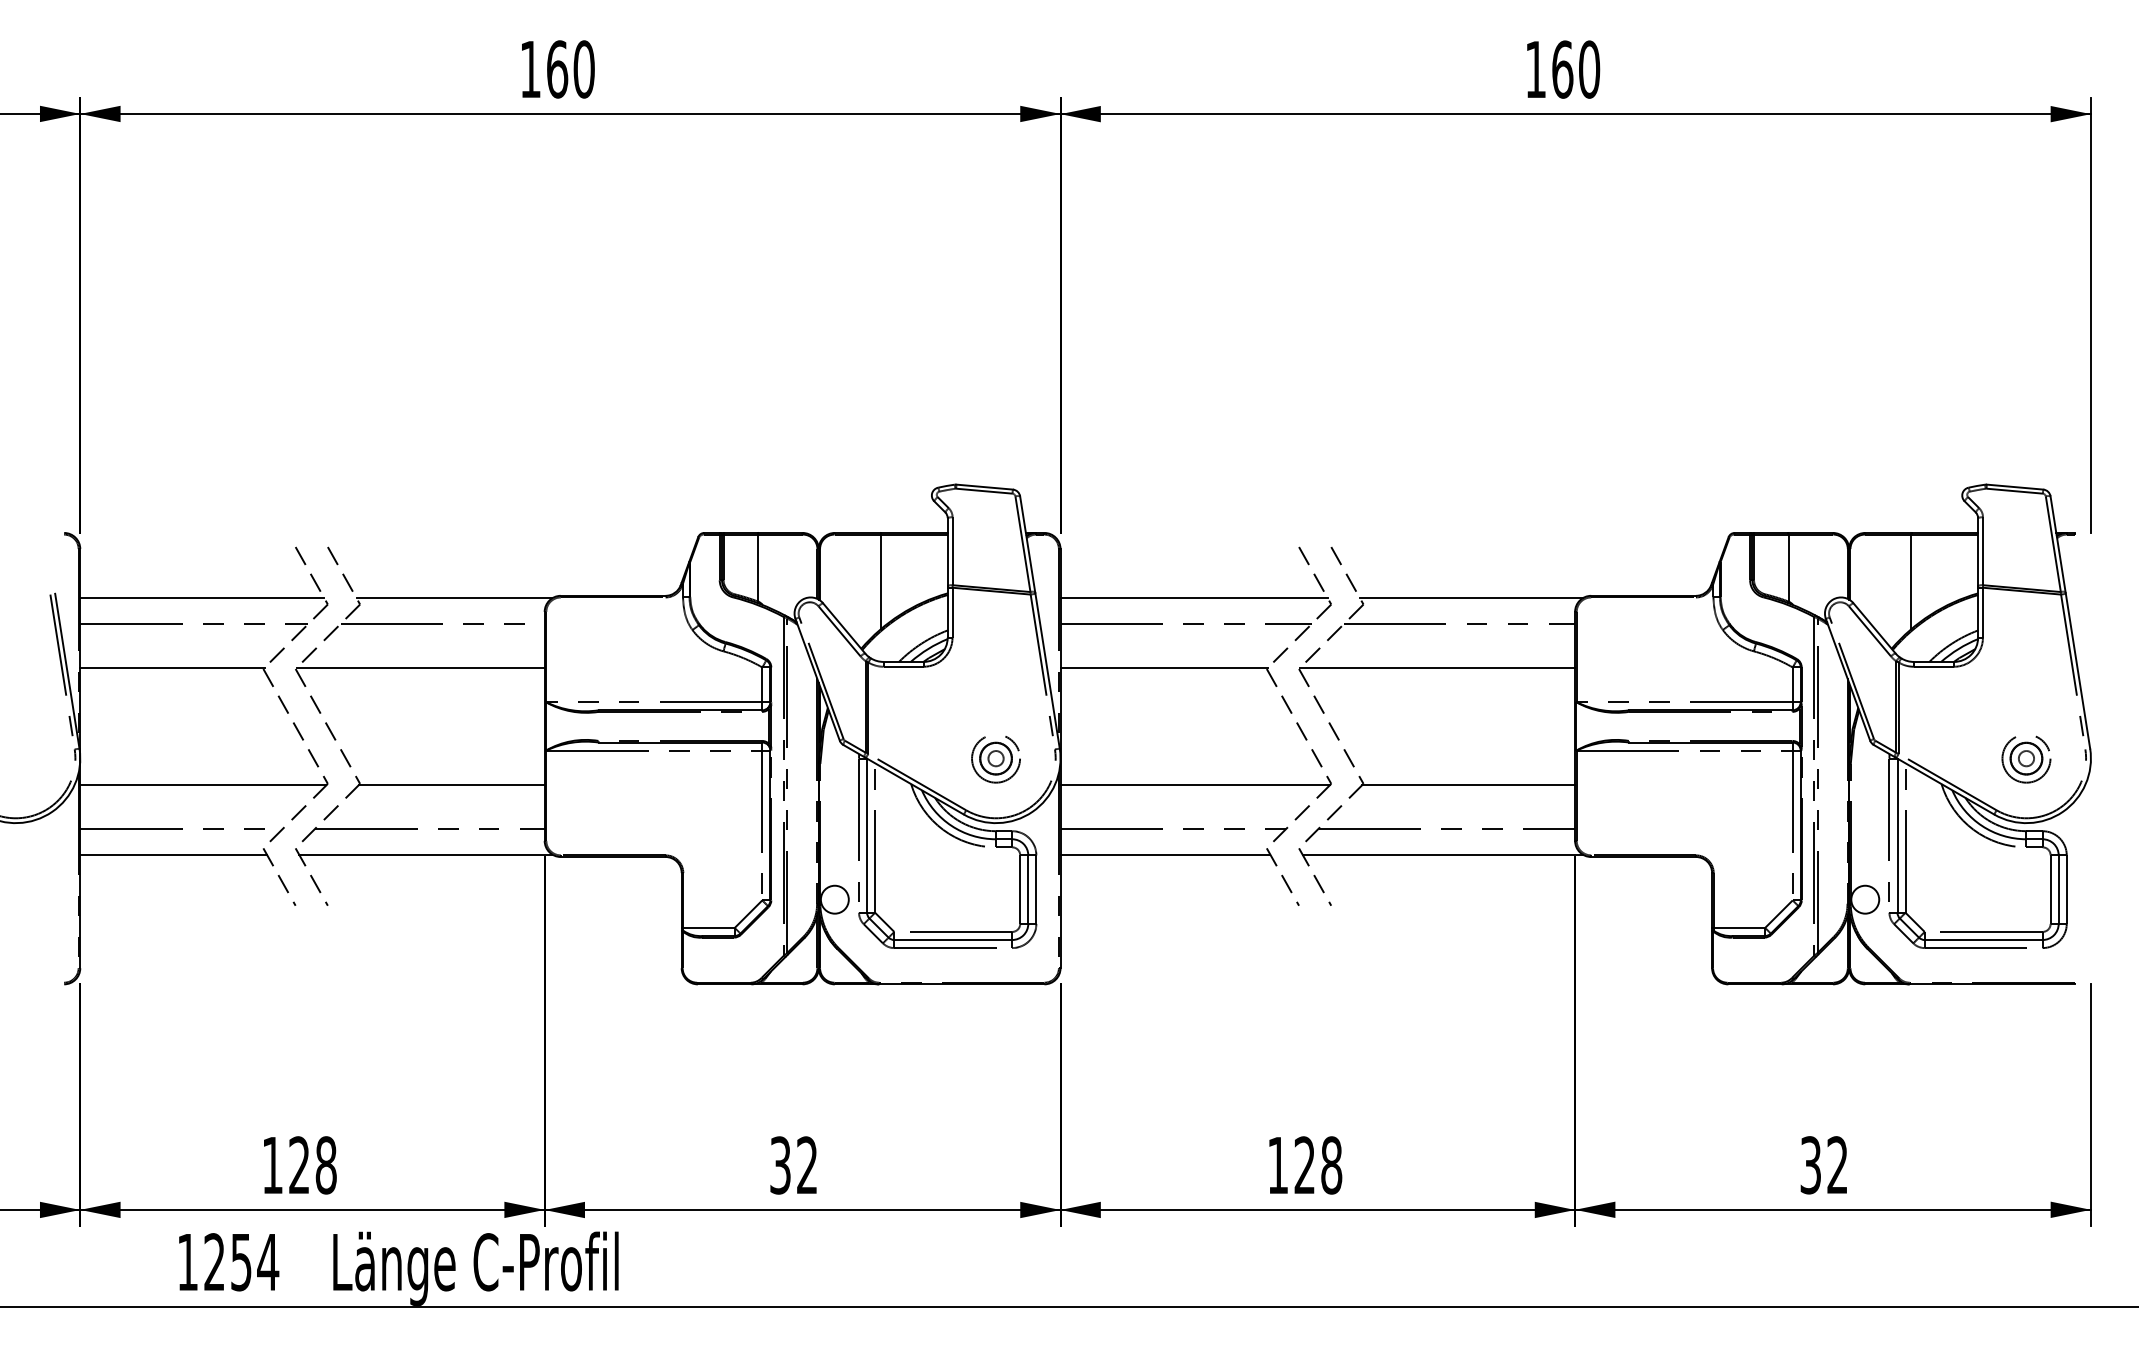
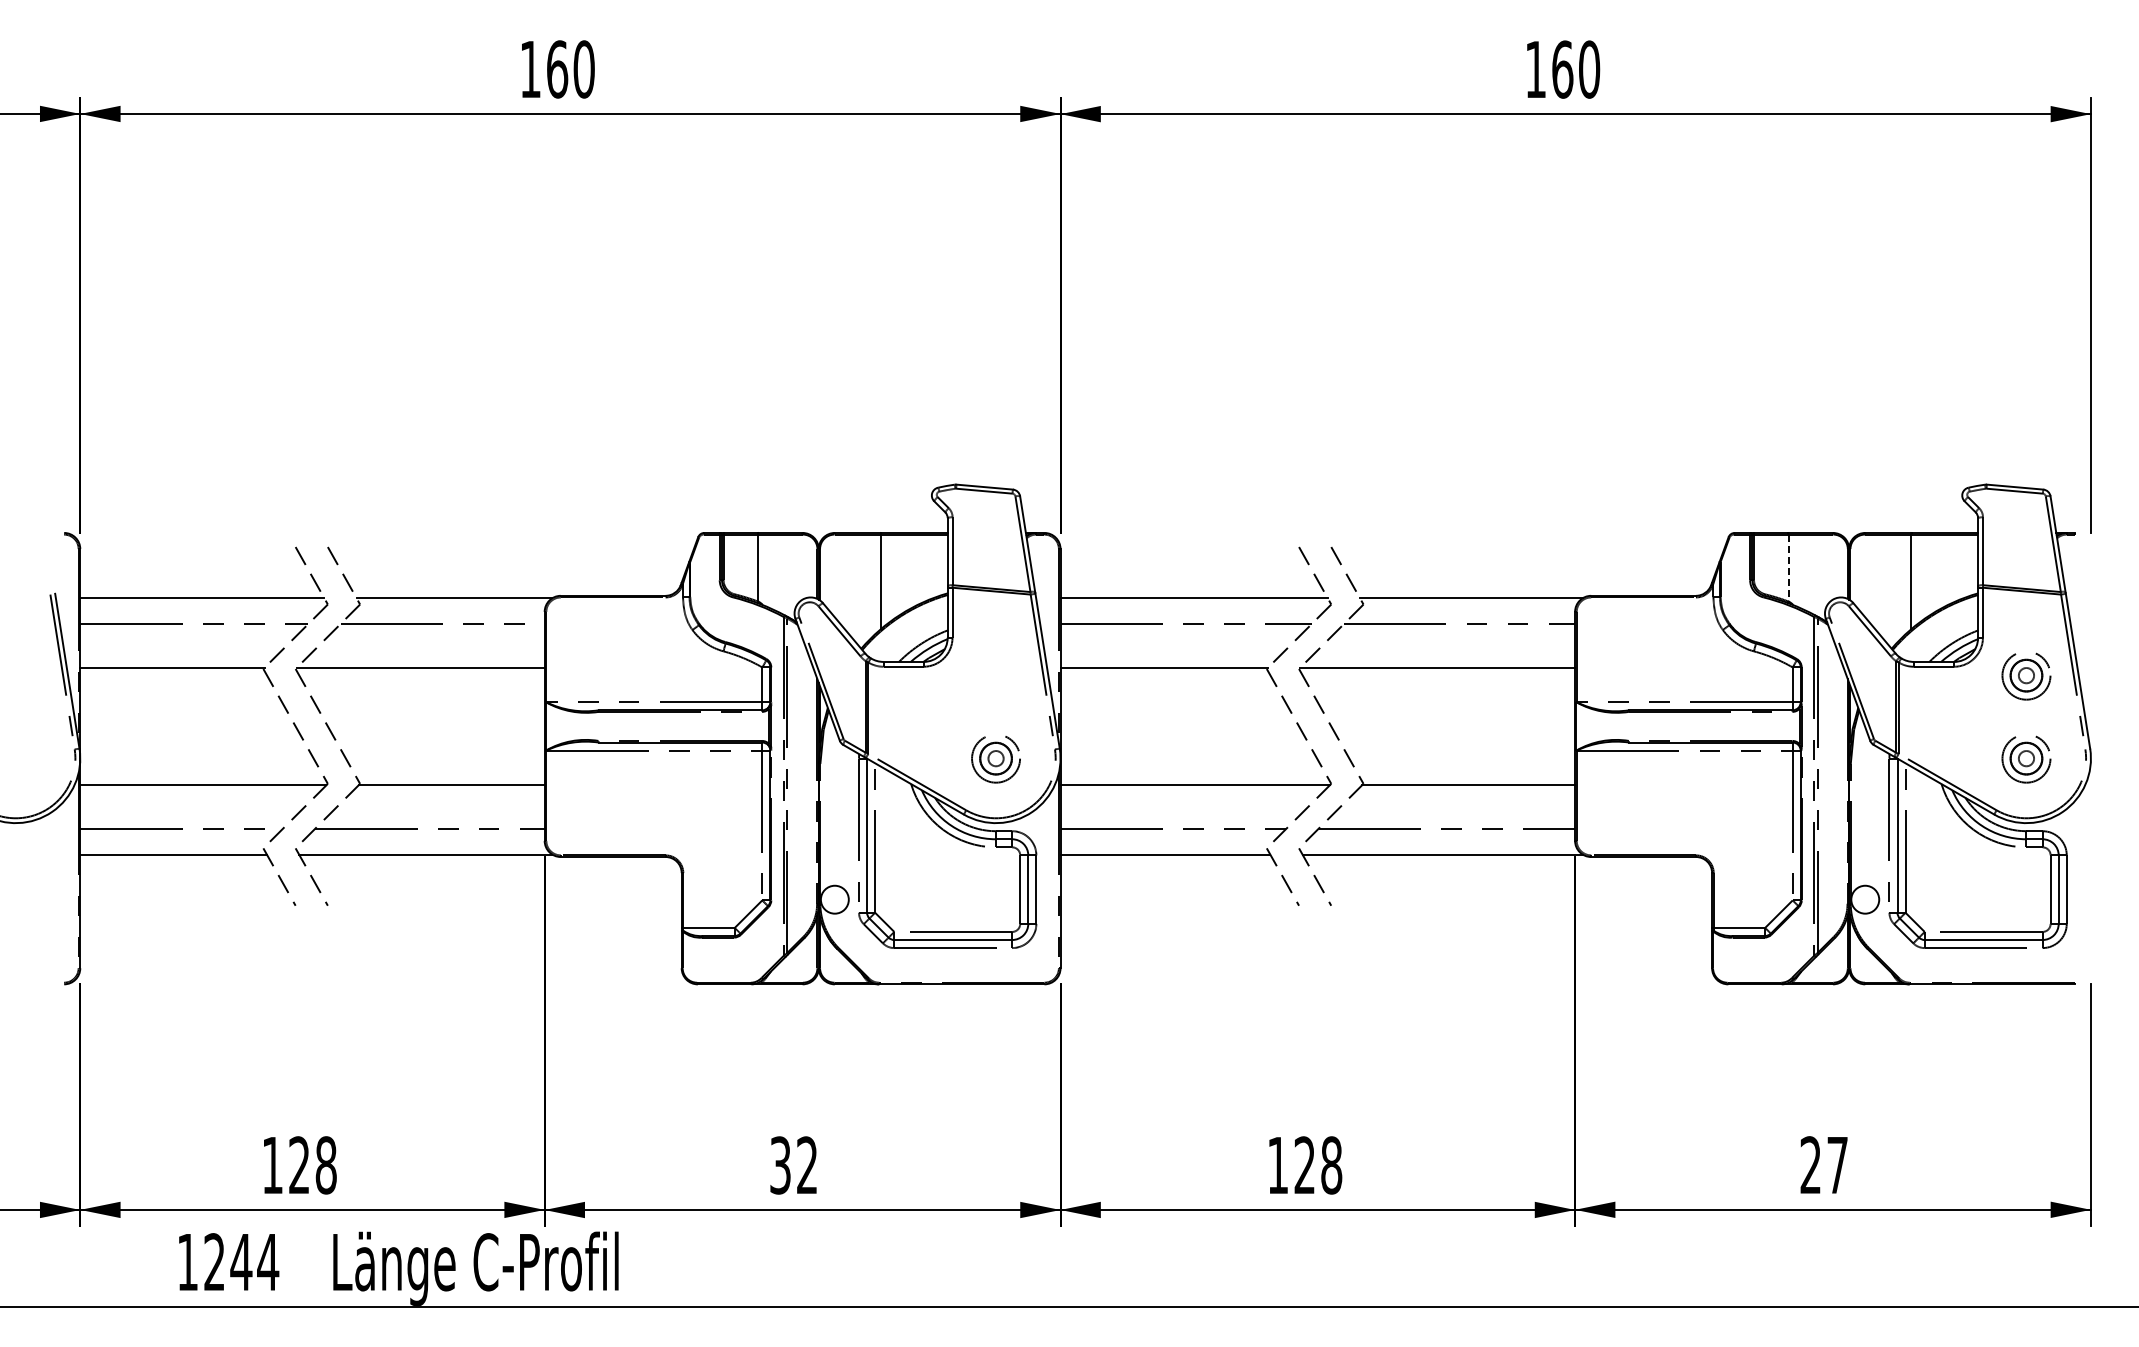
line: solid -> dashed (1788, 568)
part: none -> present (2026, 676)
text: 32 -> 27 (1823, 1165)
text: 1254 -> 1244 (241, 1262)
